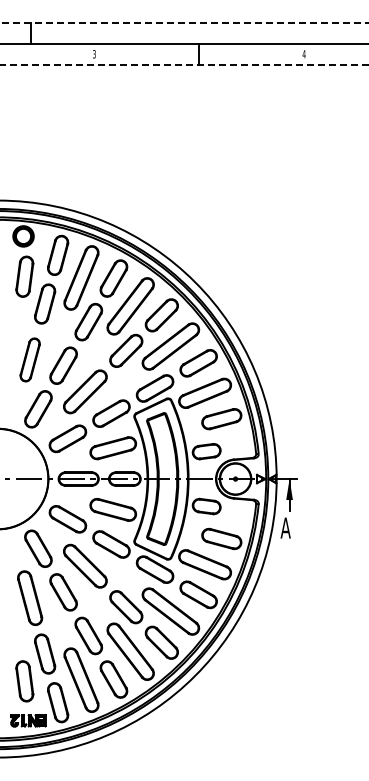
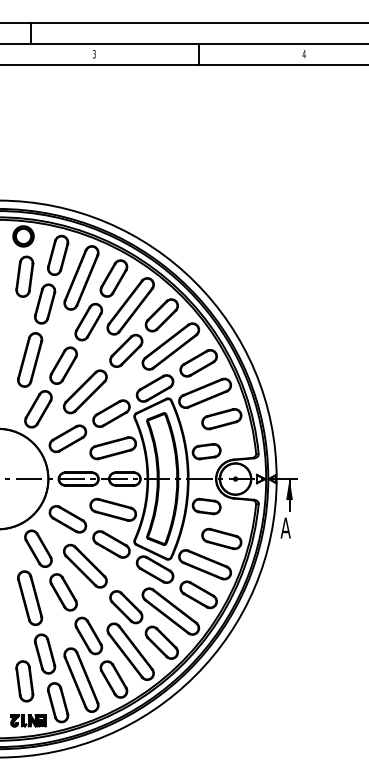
line: dashed -> solid (185, 23)
line: dashed -> solid (183, 65)
part size: 22x46 px -> 27x56 px (30, 359)
